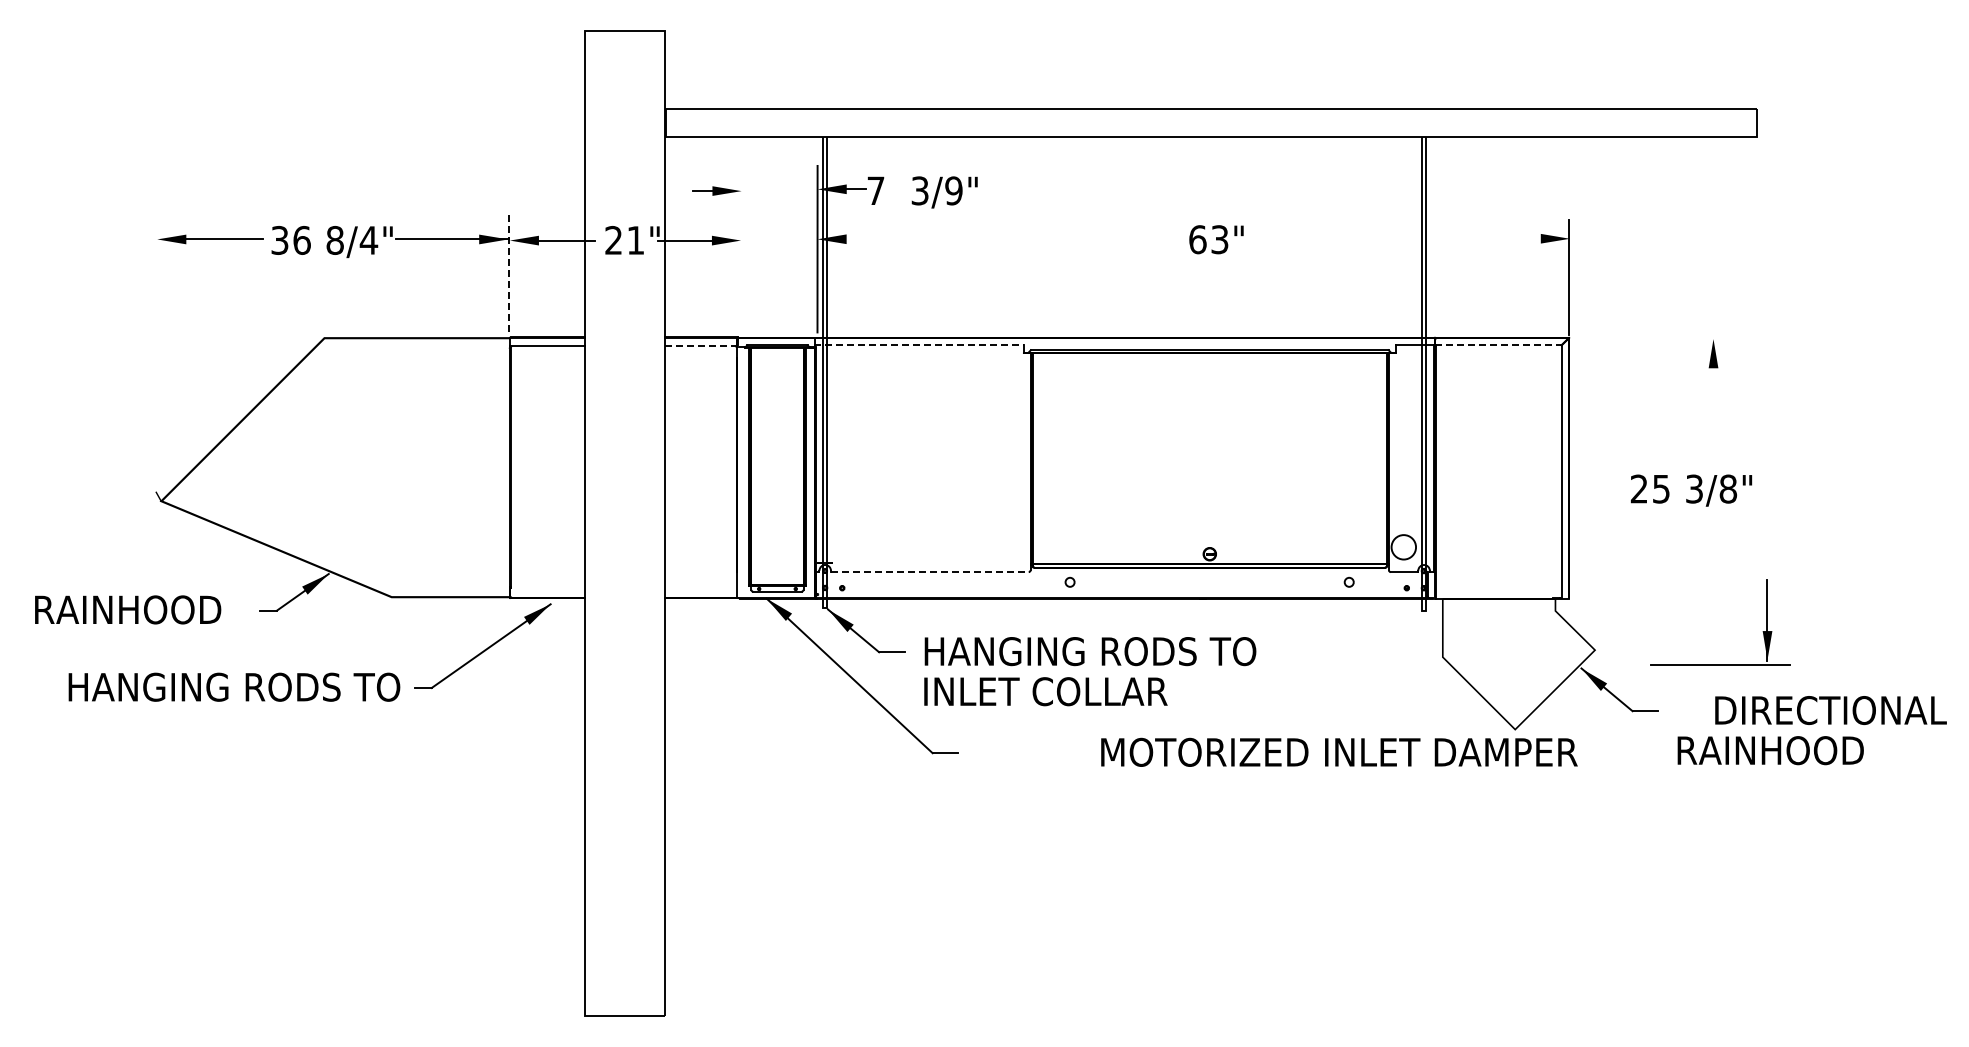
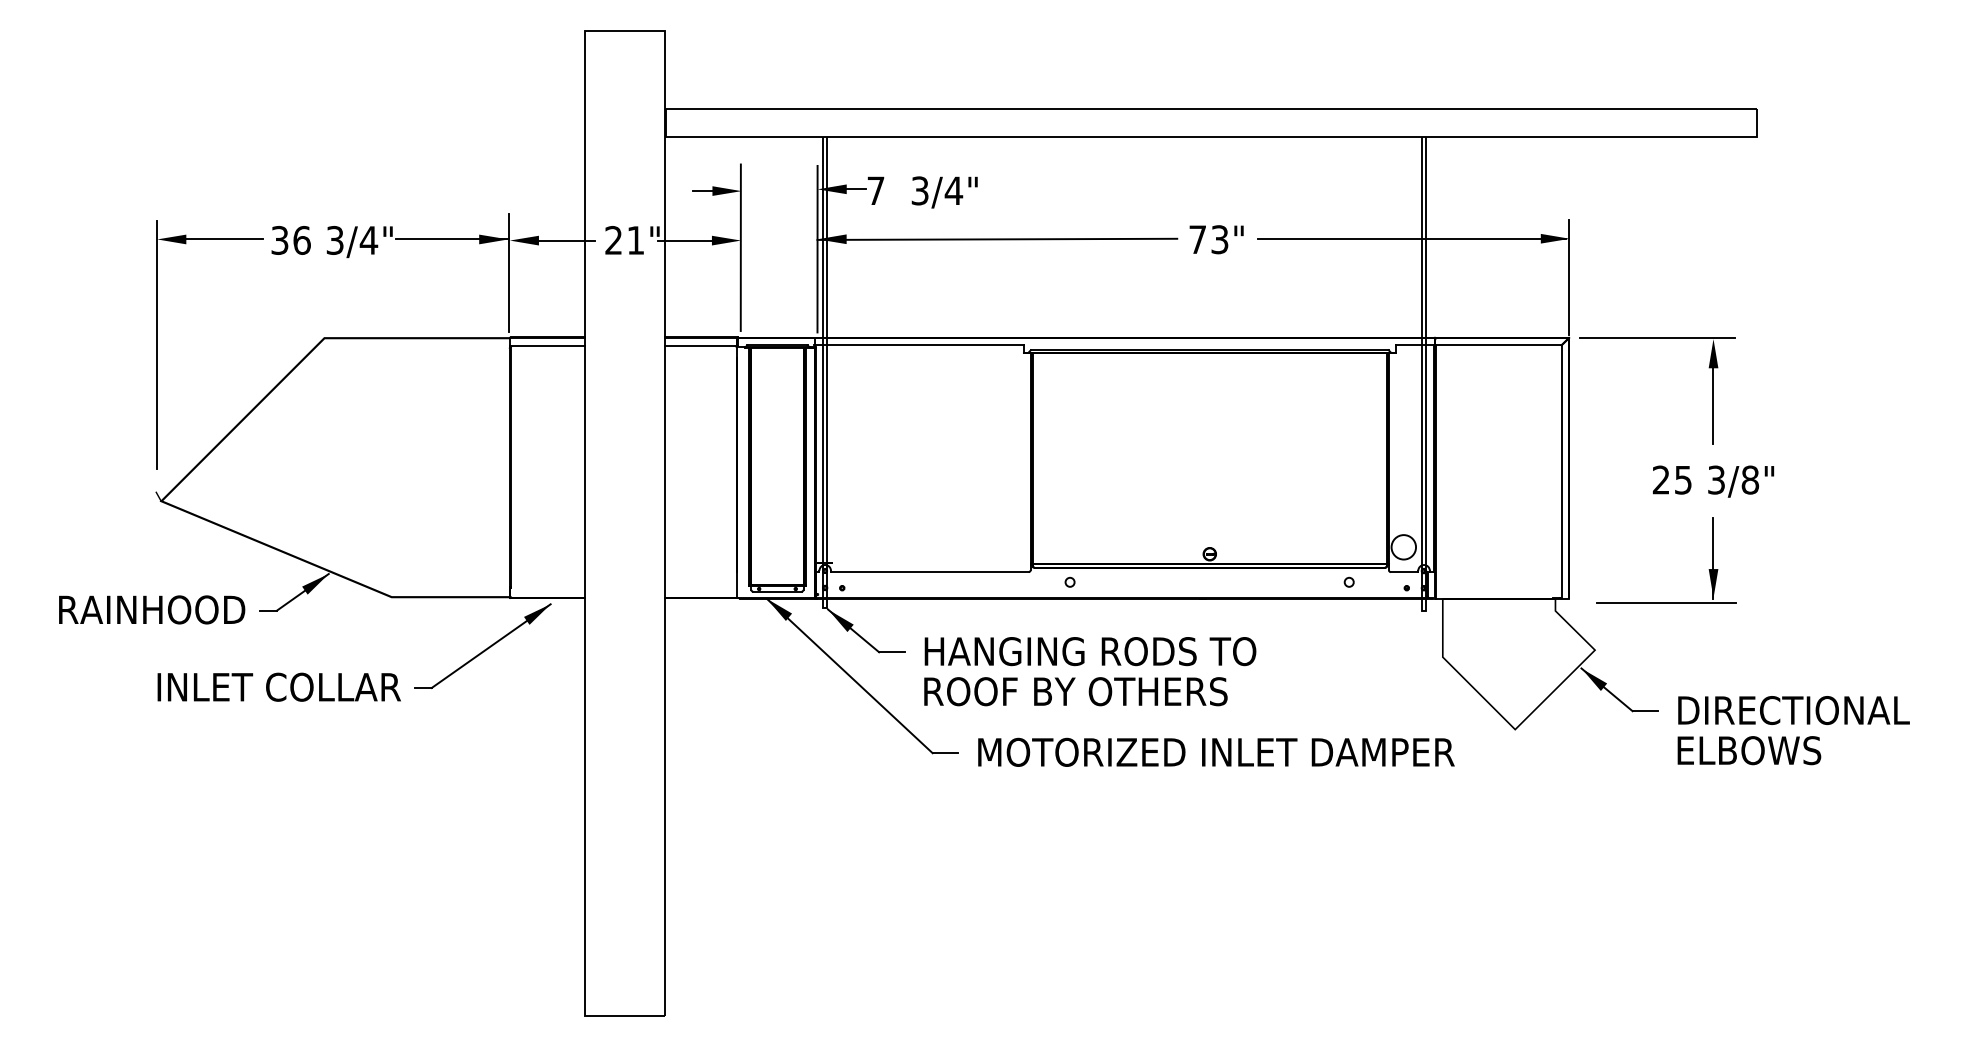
text: 3/9" -> 3/4" (953, 190)
line: none -> present (997, 238)
line: none -> present (1411, 238)
text: 63" -> 73" (1197, 239)
text: 8/4" -> 3/4" (334, 240)
line: none -> present (740, 247)
line: dashed -> solid (509, 272)
line: none -> present (1657, 337)
line: none -> present (157, 344)
line: dashed -> solid (701, 345)
line: dashed -> solid (919, 345)
line: dashed -> solid (1498, 345)
line: none -> present (1713, 406)
text position: (1691, 490) -> (1713, 481) (1713, 481)
line: dashed -> solid (929, 572)
text position: (128, 609) -> (152, 609) (152, 609)
part position: (1720, 664) -> (1666, 602) (1666, 602)
text: HANGING RODS TO -> INLET COLLAR (234, 686)
text: INLET COLLAR -> ROOF BY OTHERS (1077, 691)
text position: (1830, 710) -> (1793, 710) (1793, 710)
text: RAINHOOD -> ELBOWS (1772, 750)
text position: (1339, 751) -> (1216, 751) (1216, 751)
